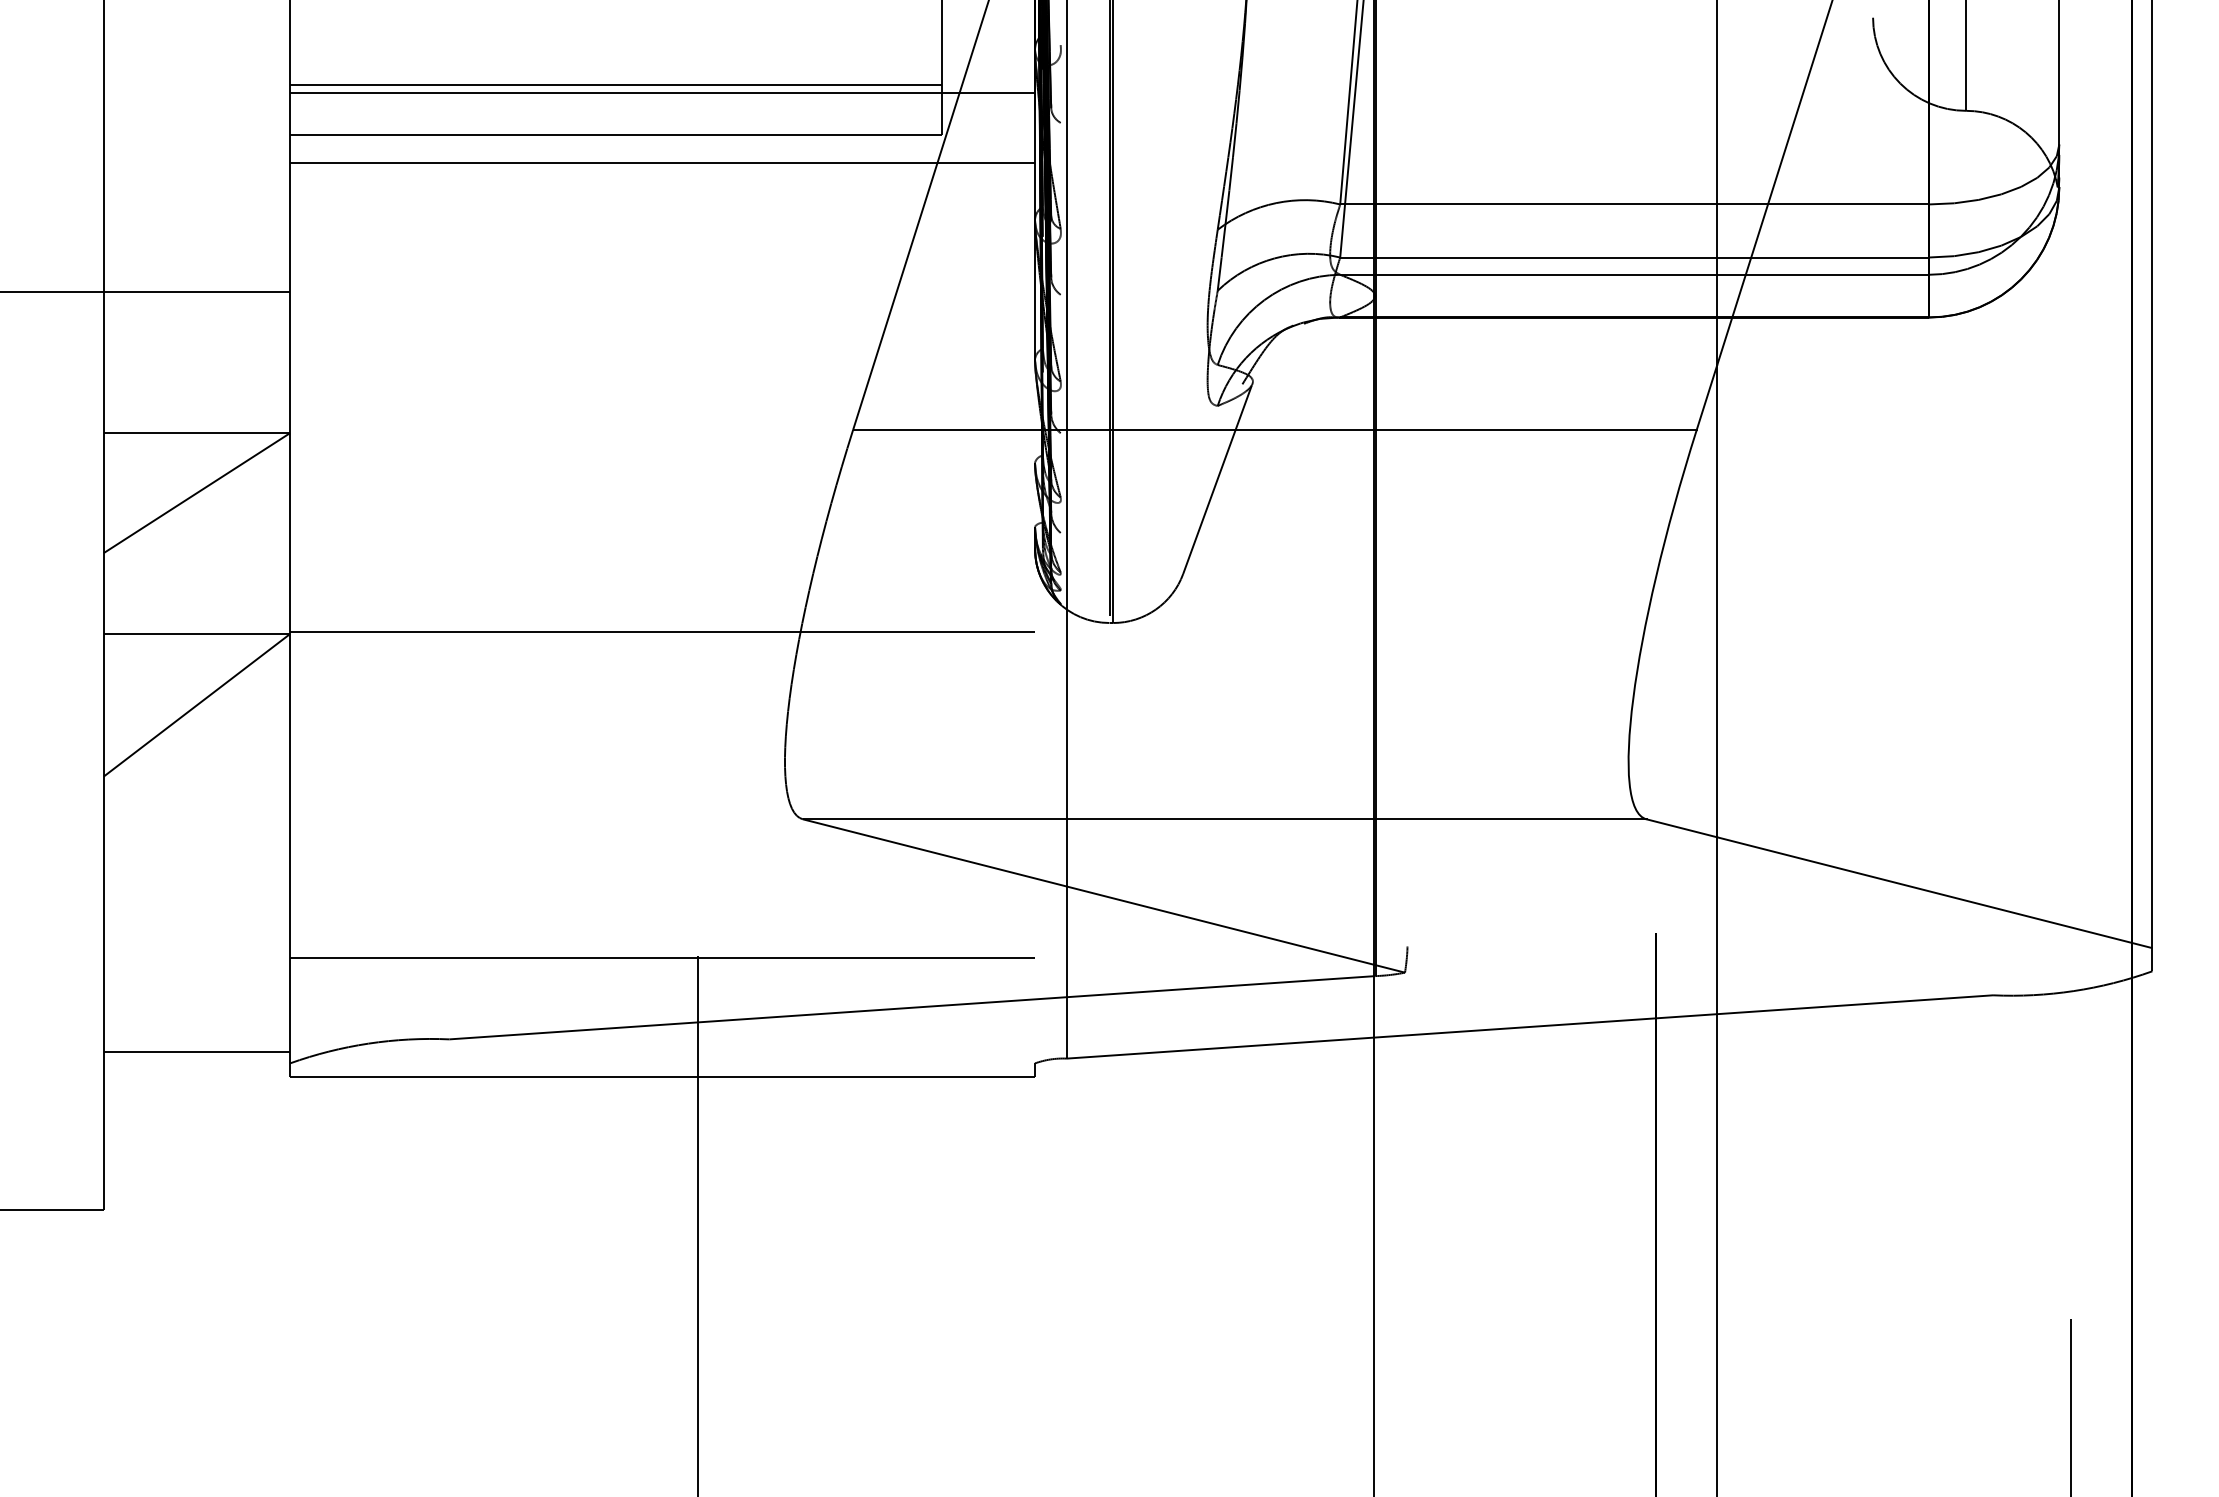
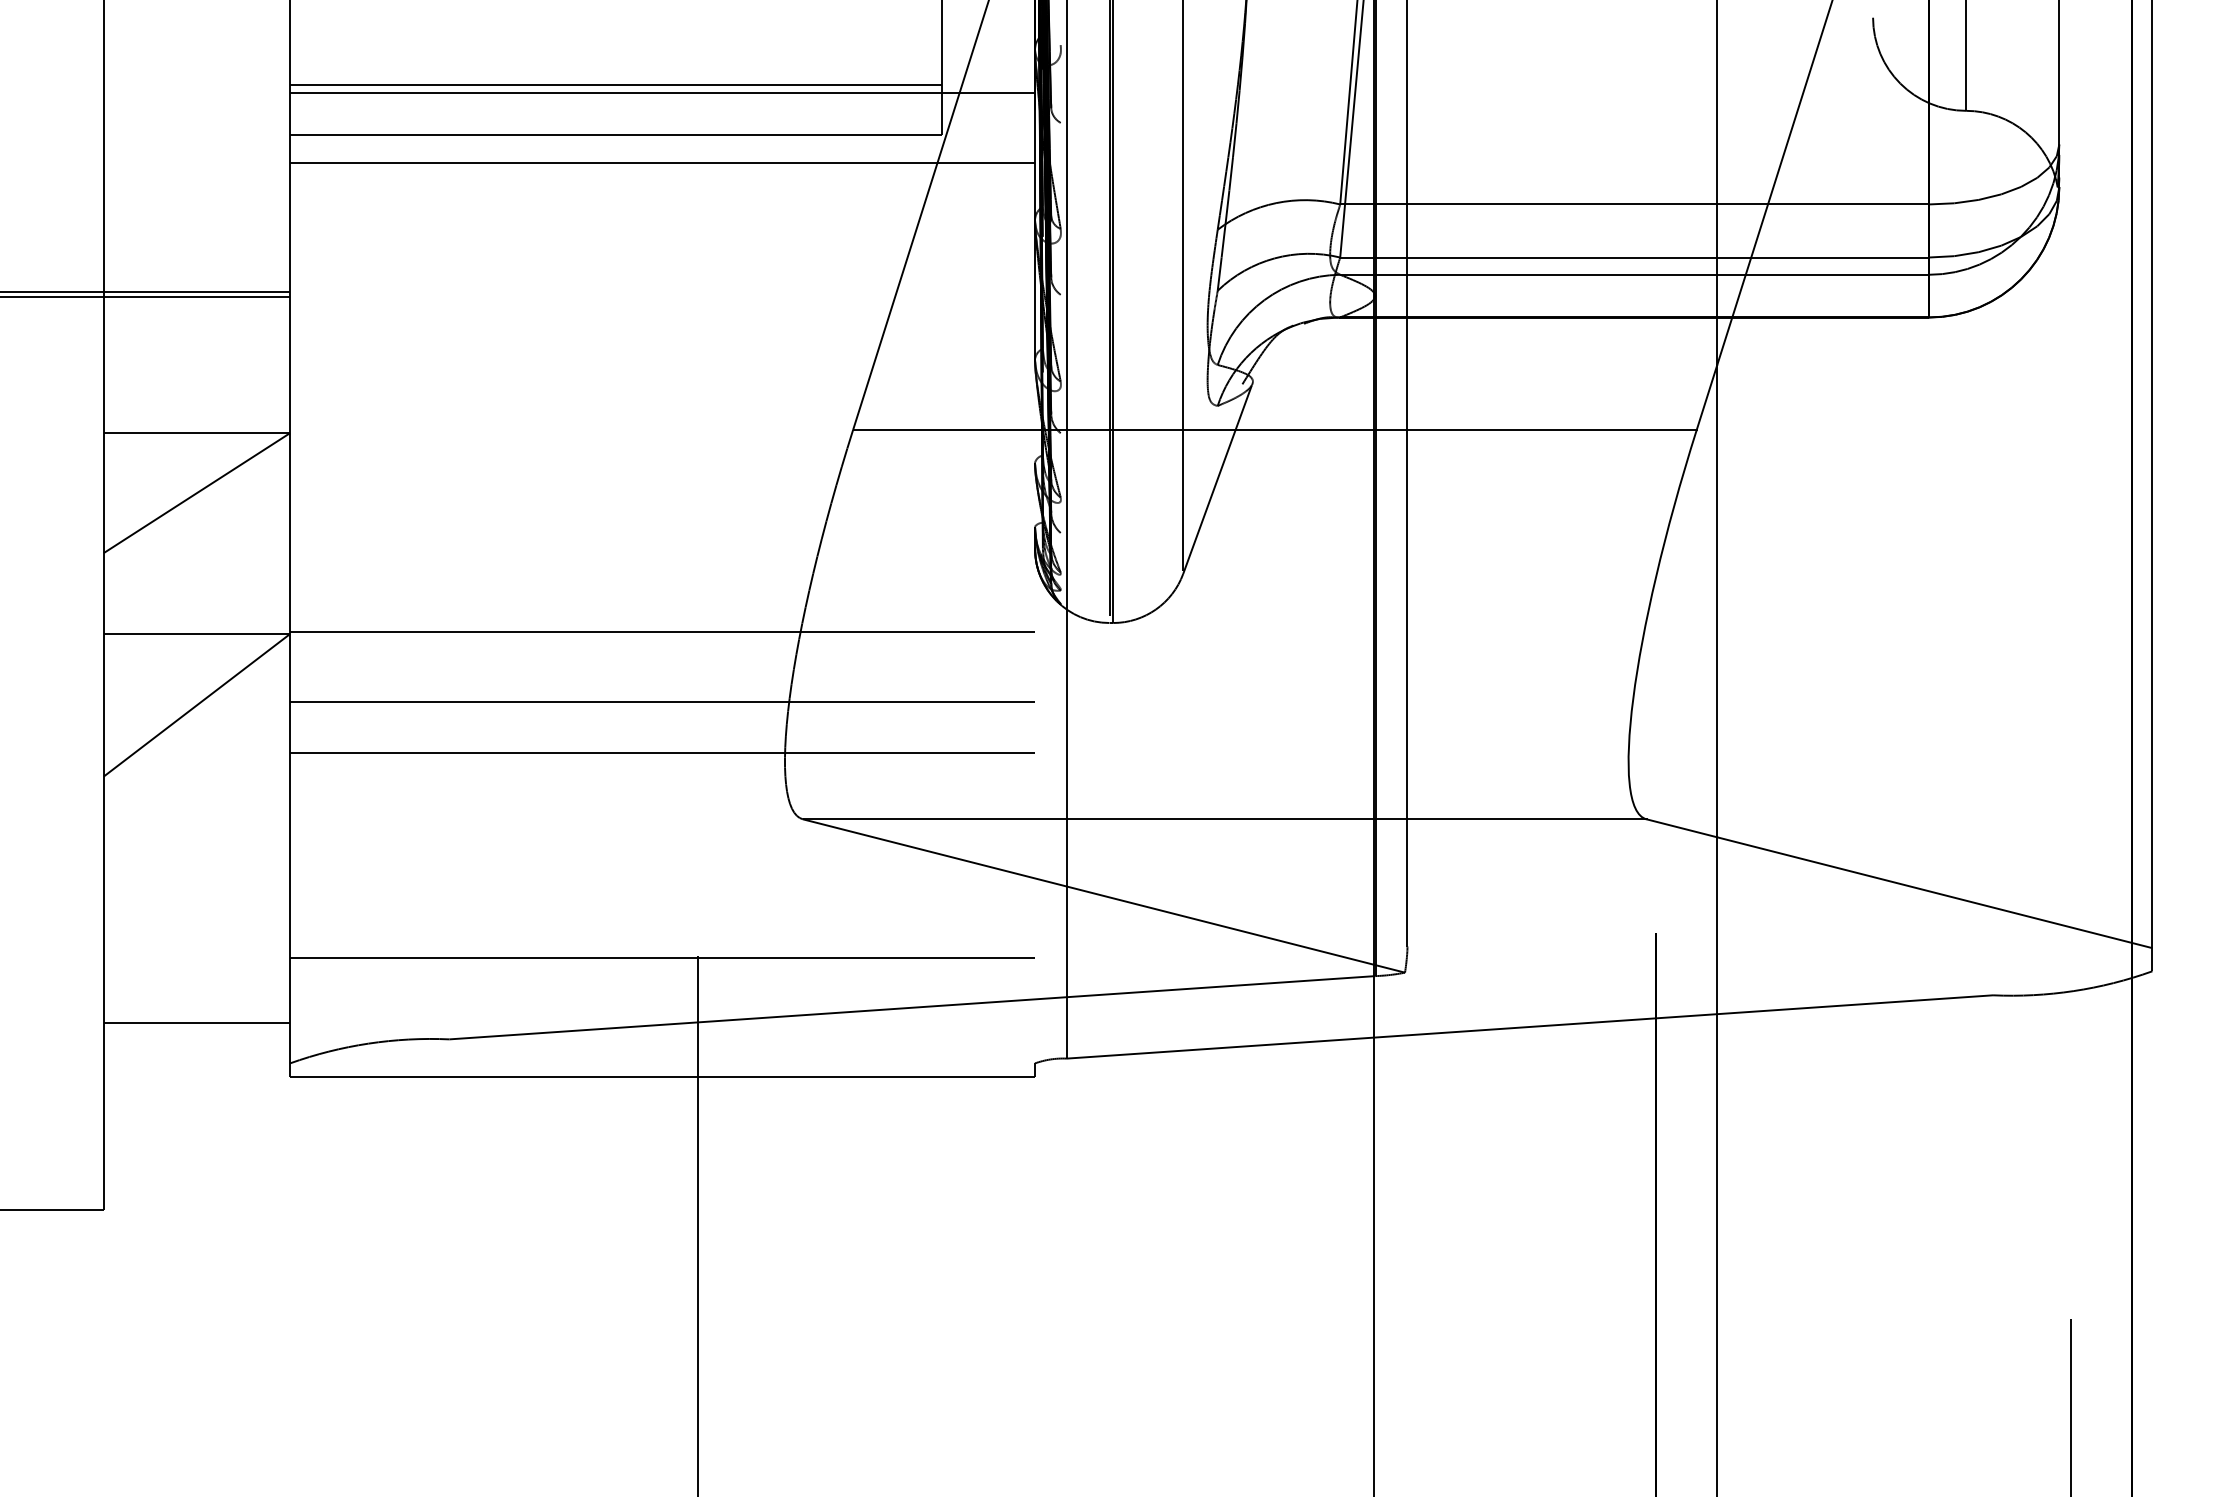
line: none -> present (1183, 286)
line: none -> present (146, 297)
line: none -> present (1407, 474)
line: none -> present (662, 702)
line: none -> present (662, 752)
line position: (196, 1052) -> (196, 1023) (196, 1023)
